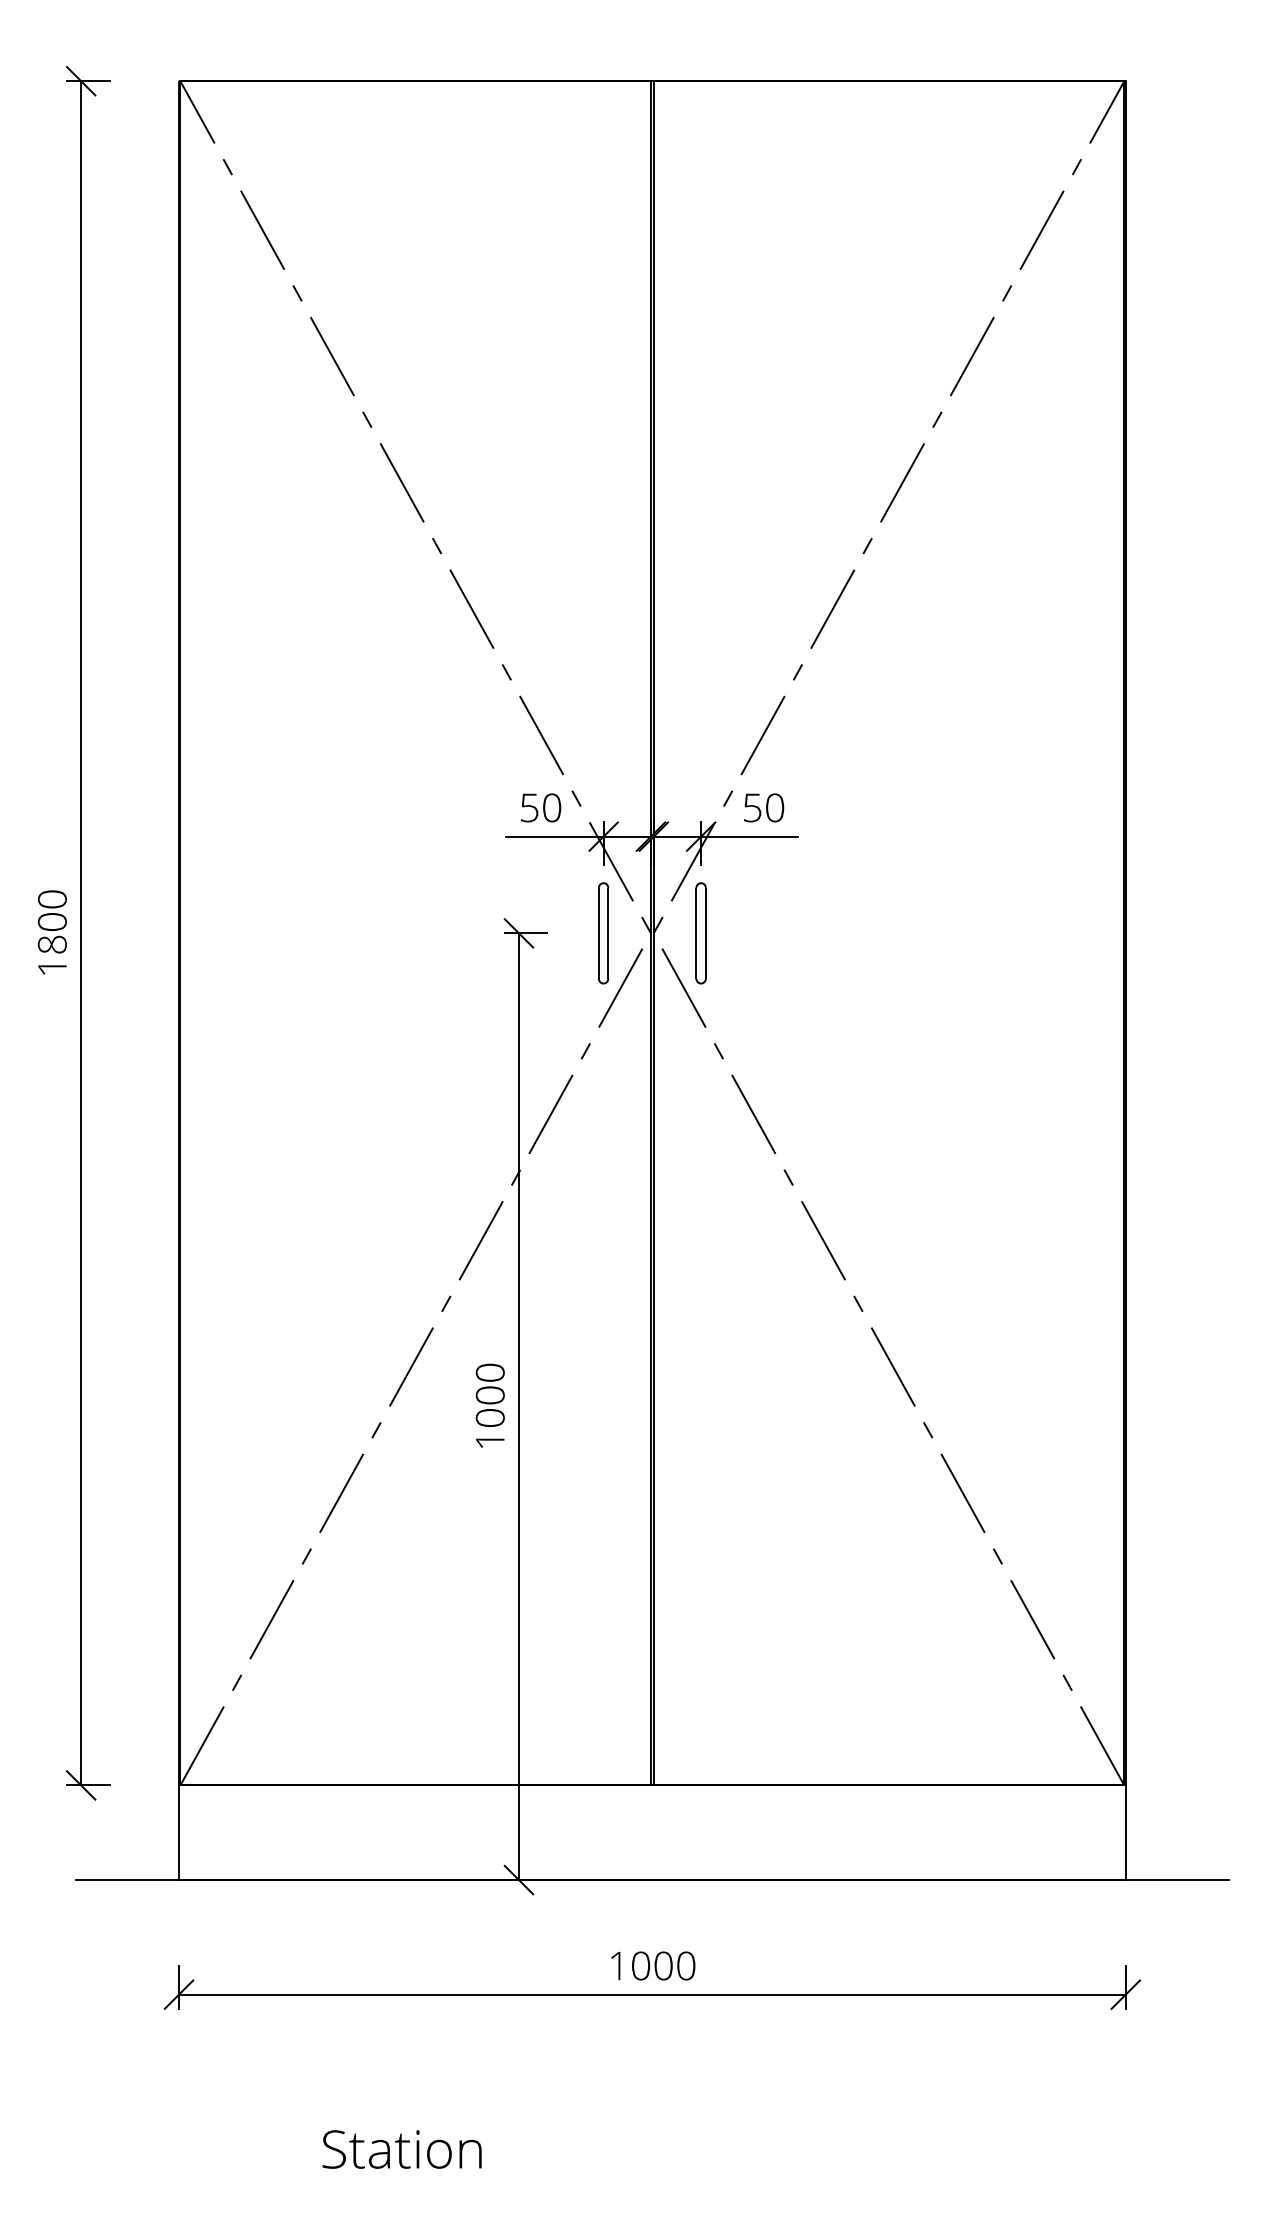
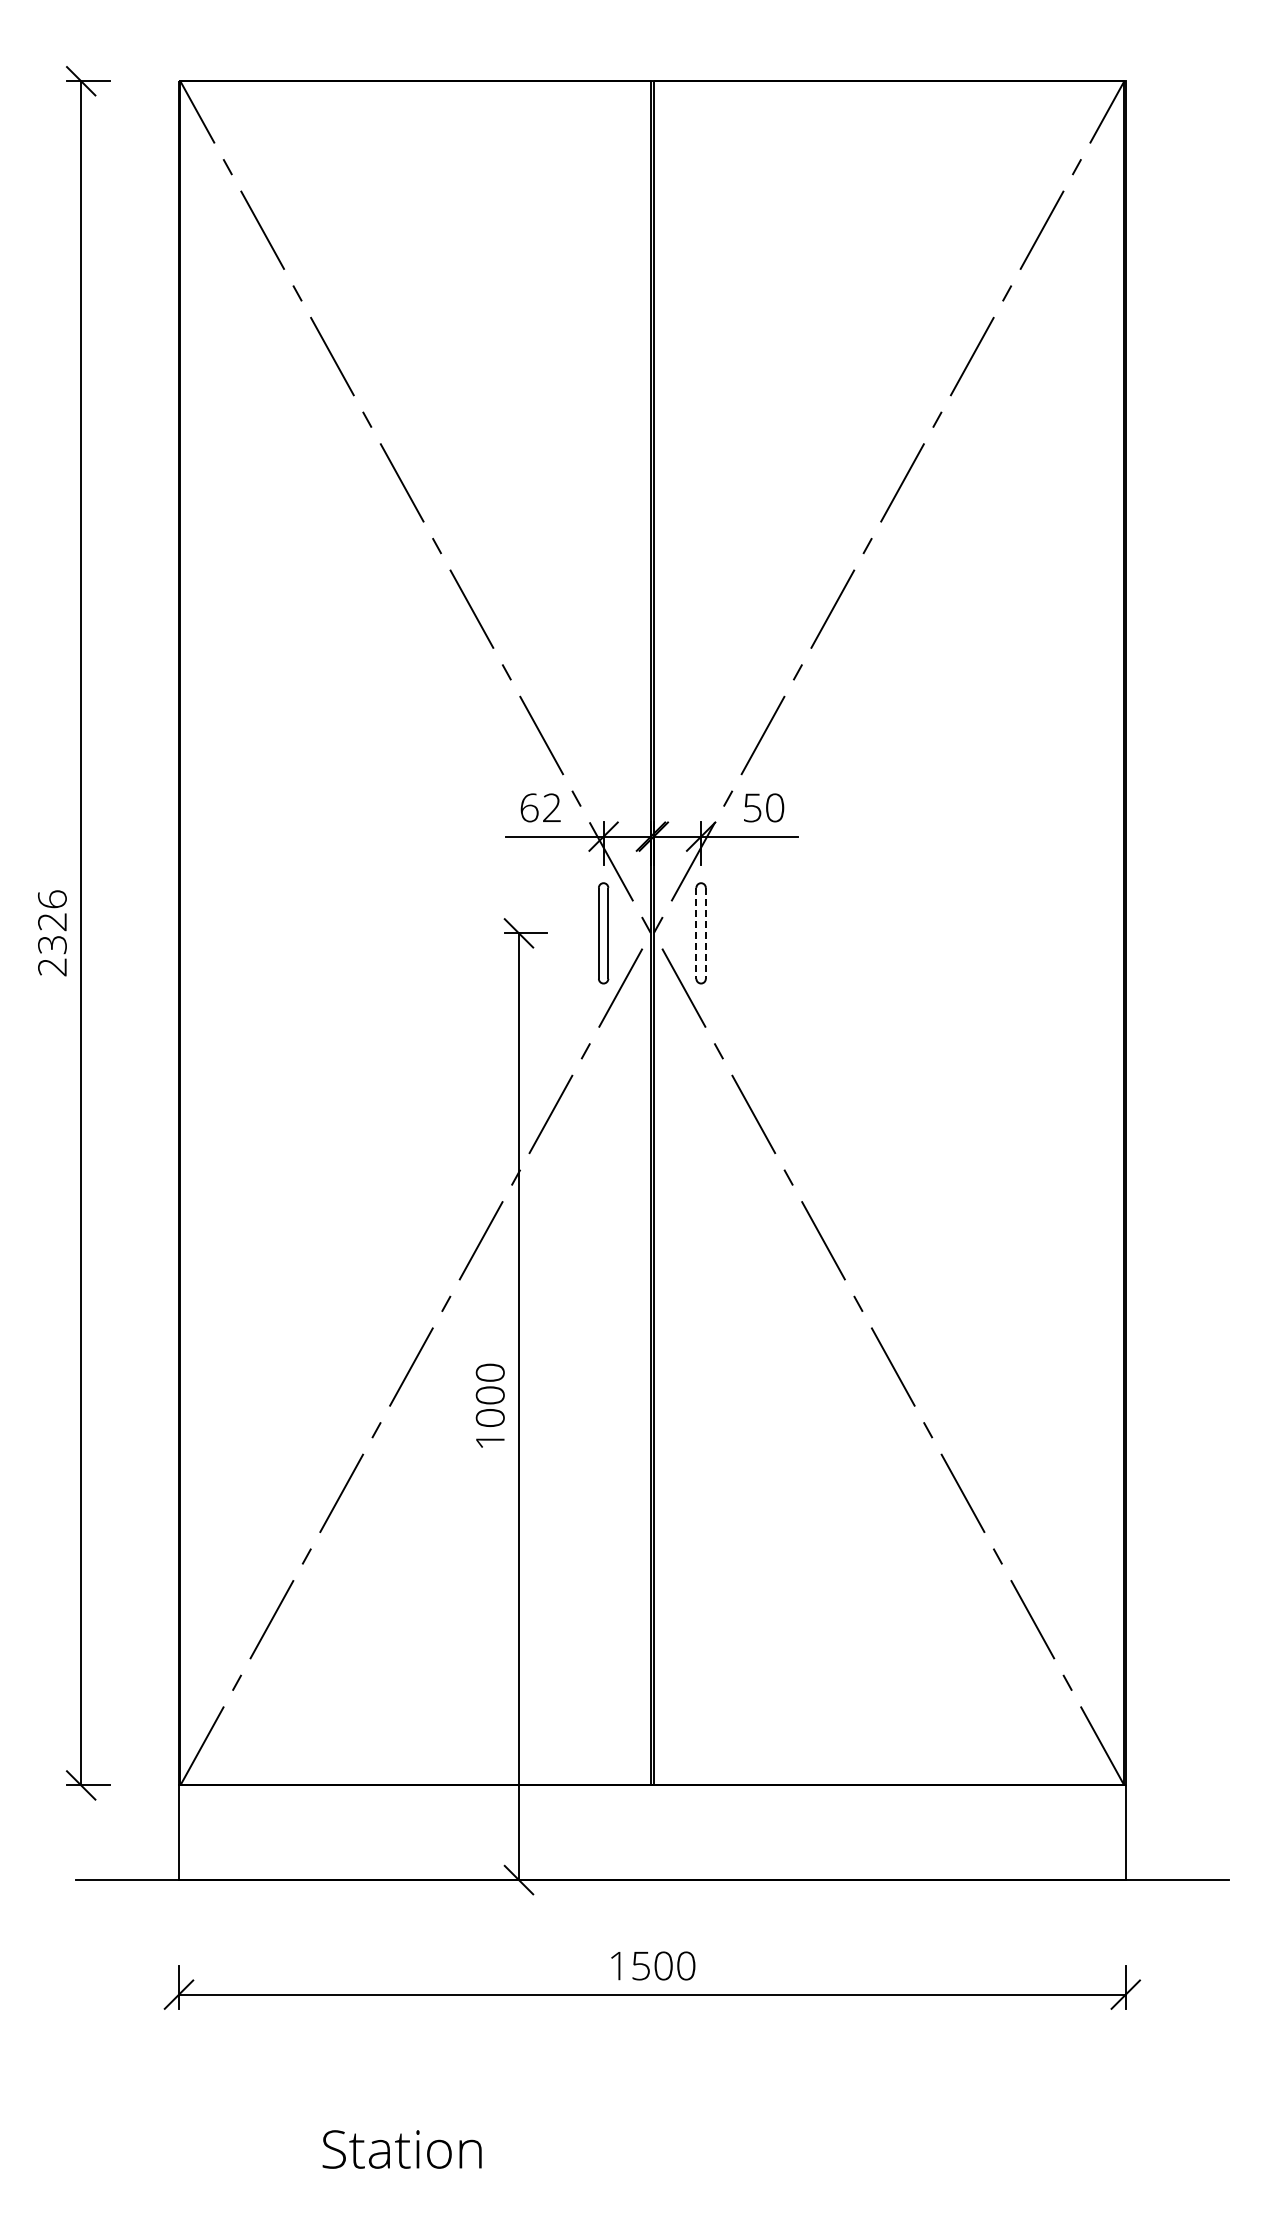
text: 50 -> 62 (540, 807)
text: 1800 -> 2326 (51, 933)
line: solid -> dashed (696, 933)
line: solid -> dashed (705, 933)
text: 1000 -> 1500 (641, 1965)
